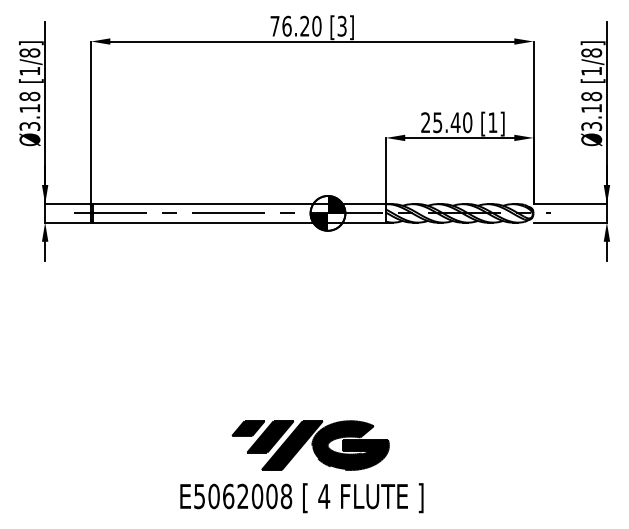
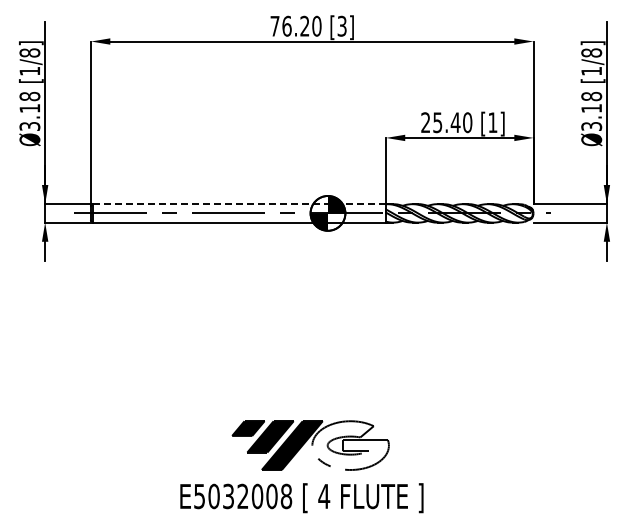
line: solid -> dashed (239, 204)
fill: present -> none (350, 445)
text: E5062008 -> E5032008 (228, 496)
